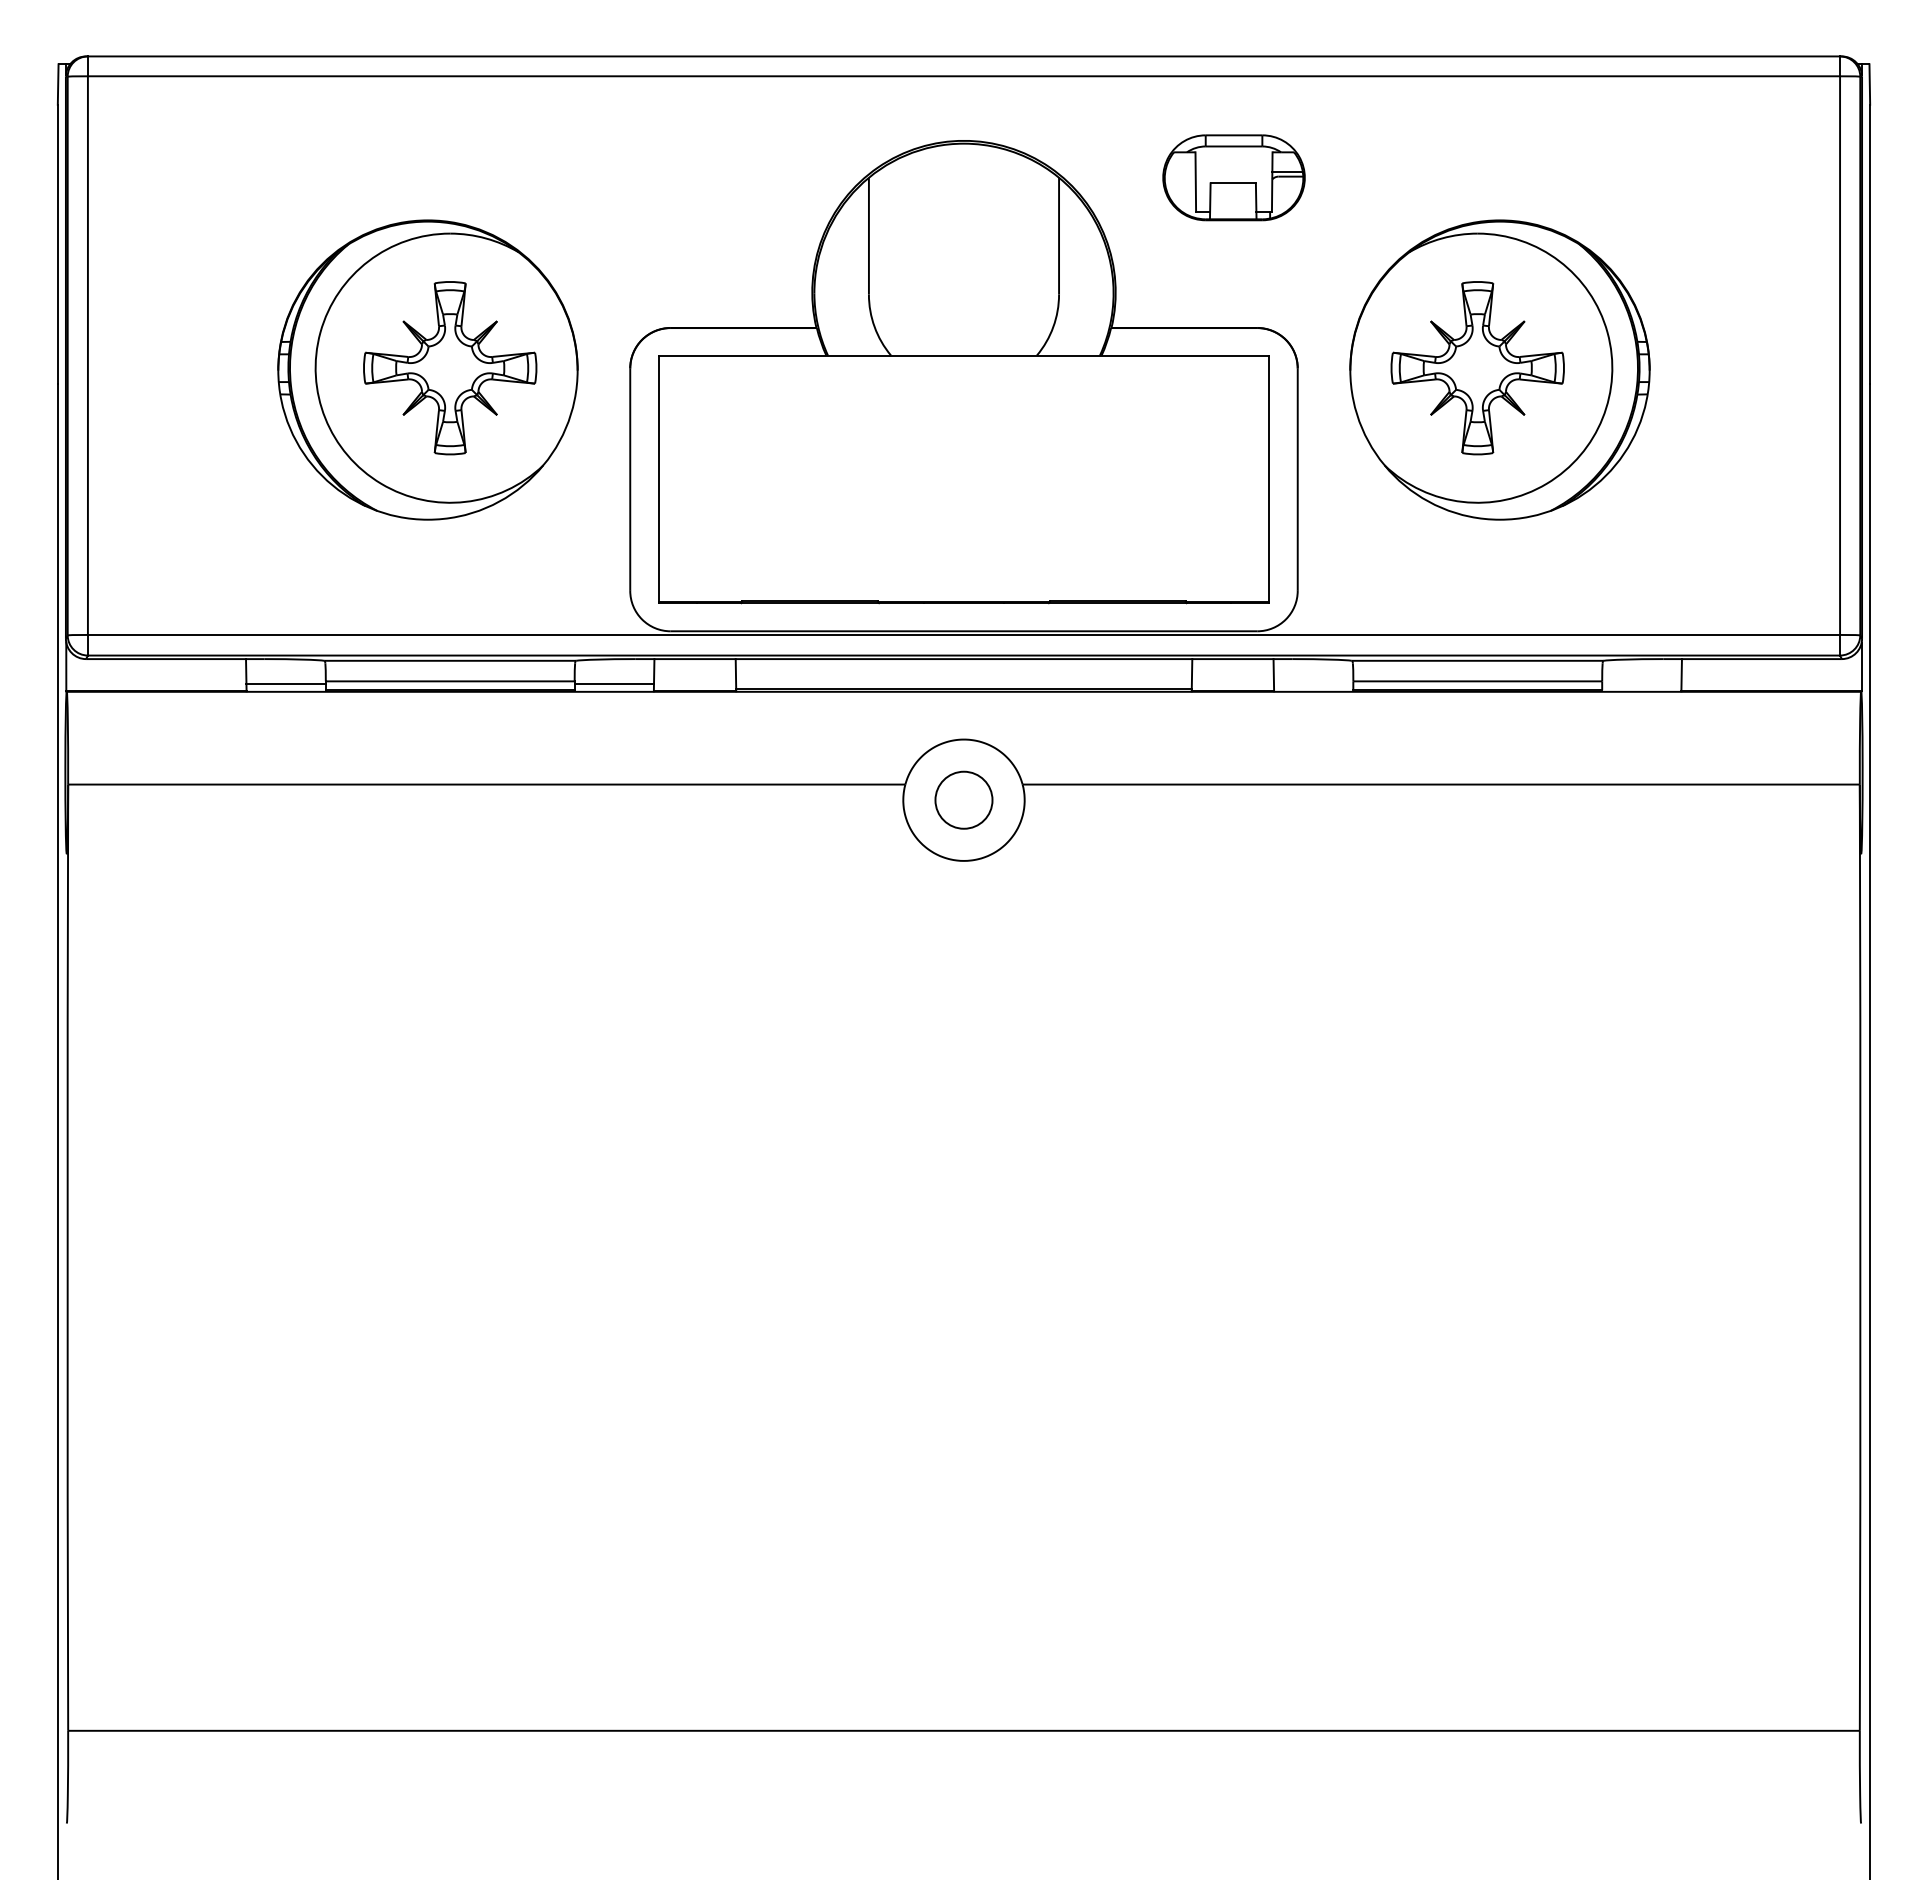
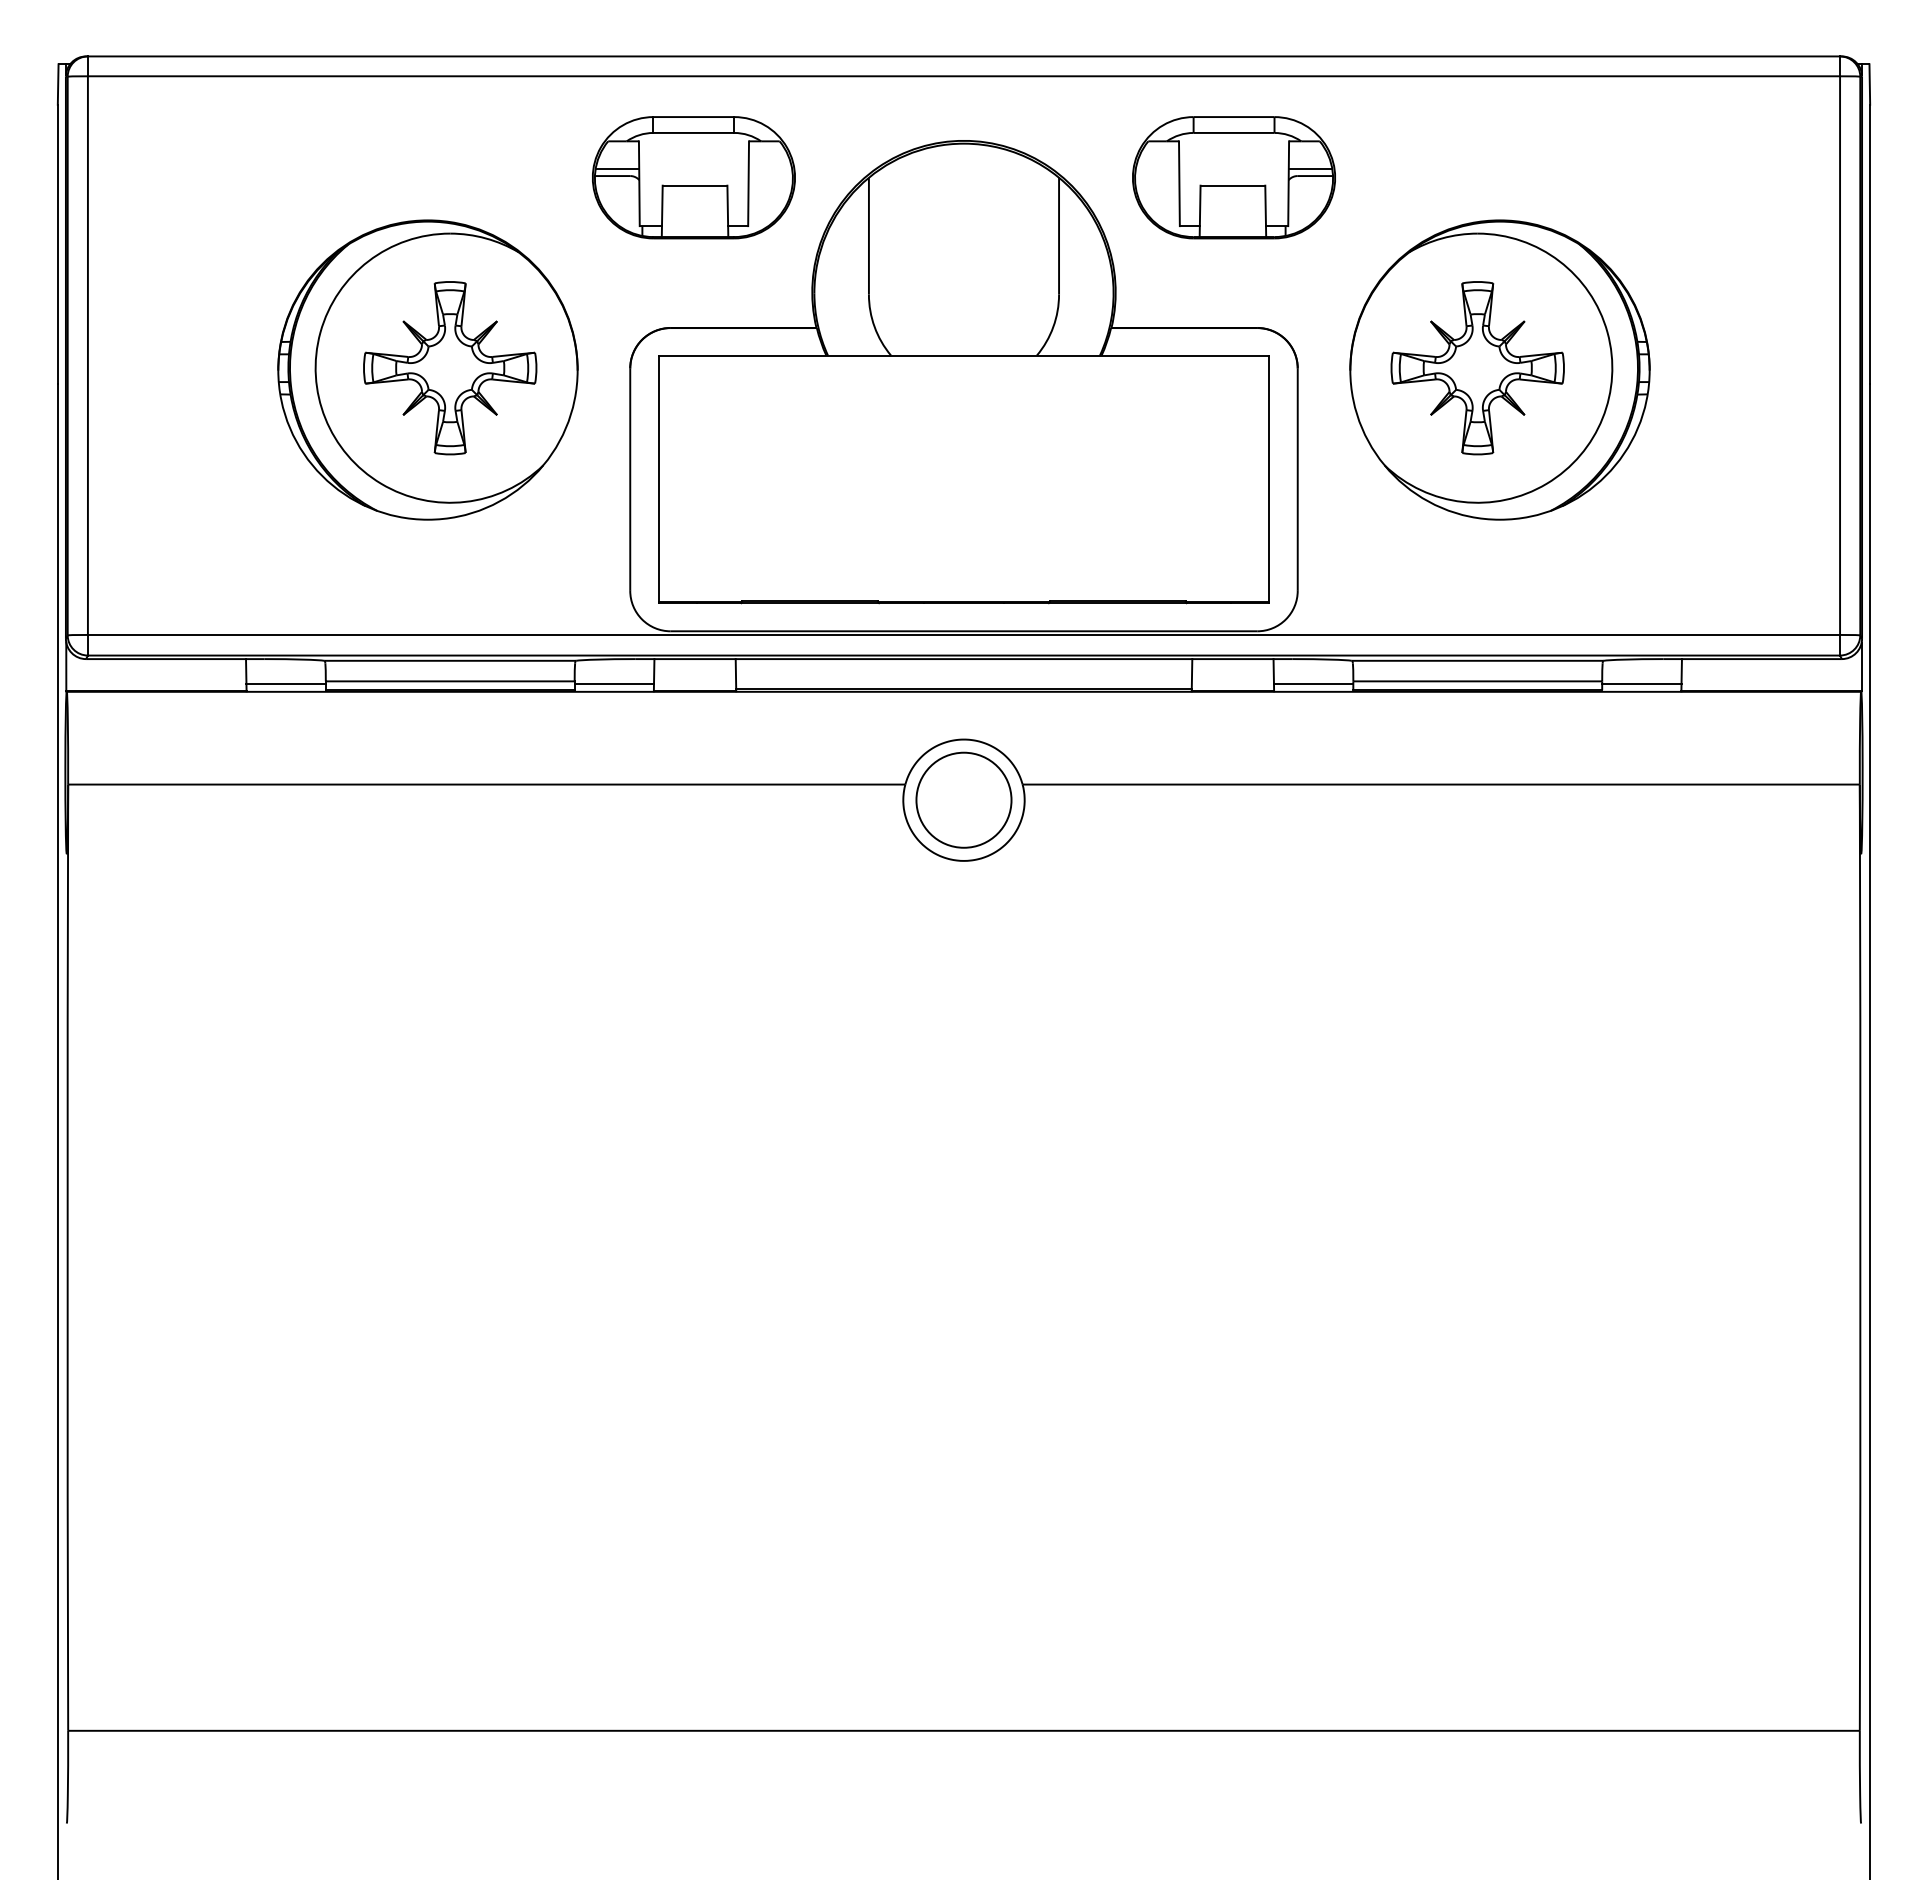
part: none -> present (693, 177)
part size: 144x88 px -> 204x124 px (1233, 177)
line: none -> present (1313, 684)
line: none -> present (1641, 684)
circle diameter: 57 px -> 95 px (963, 799)
